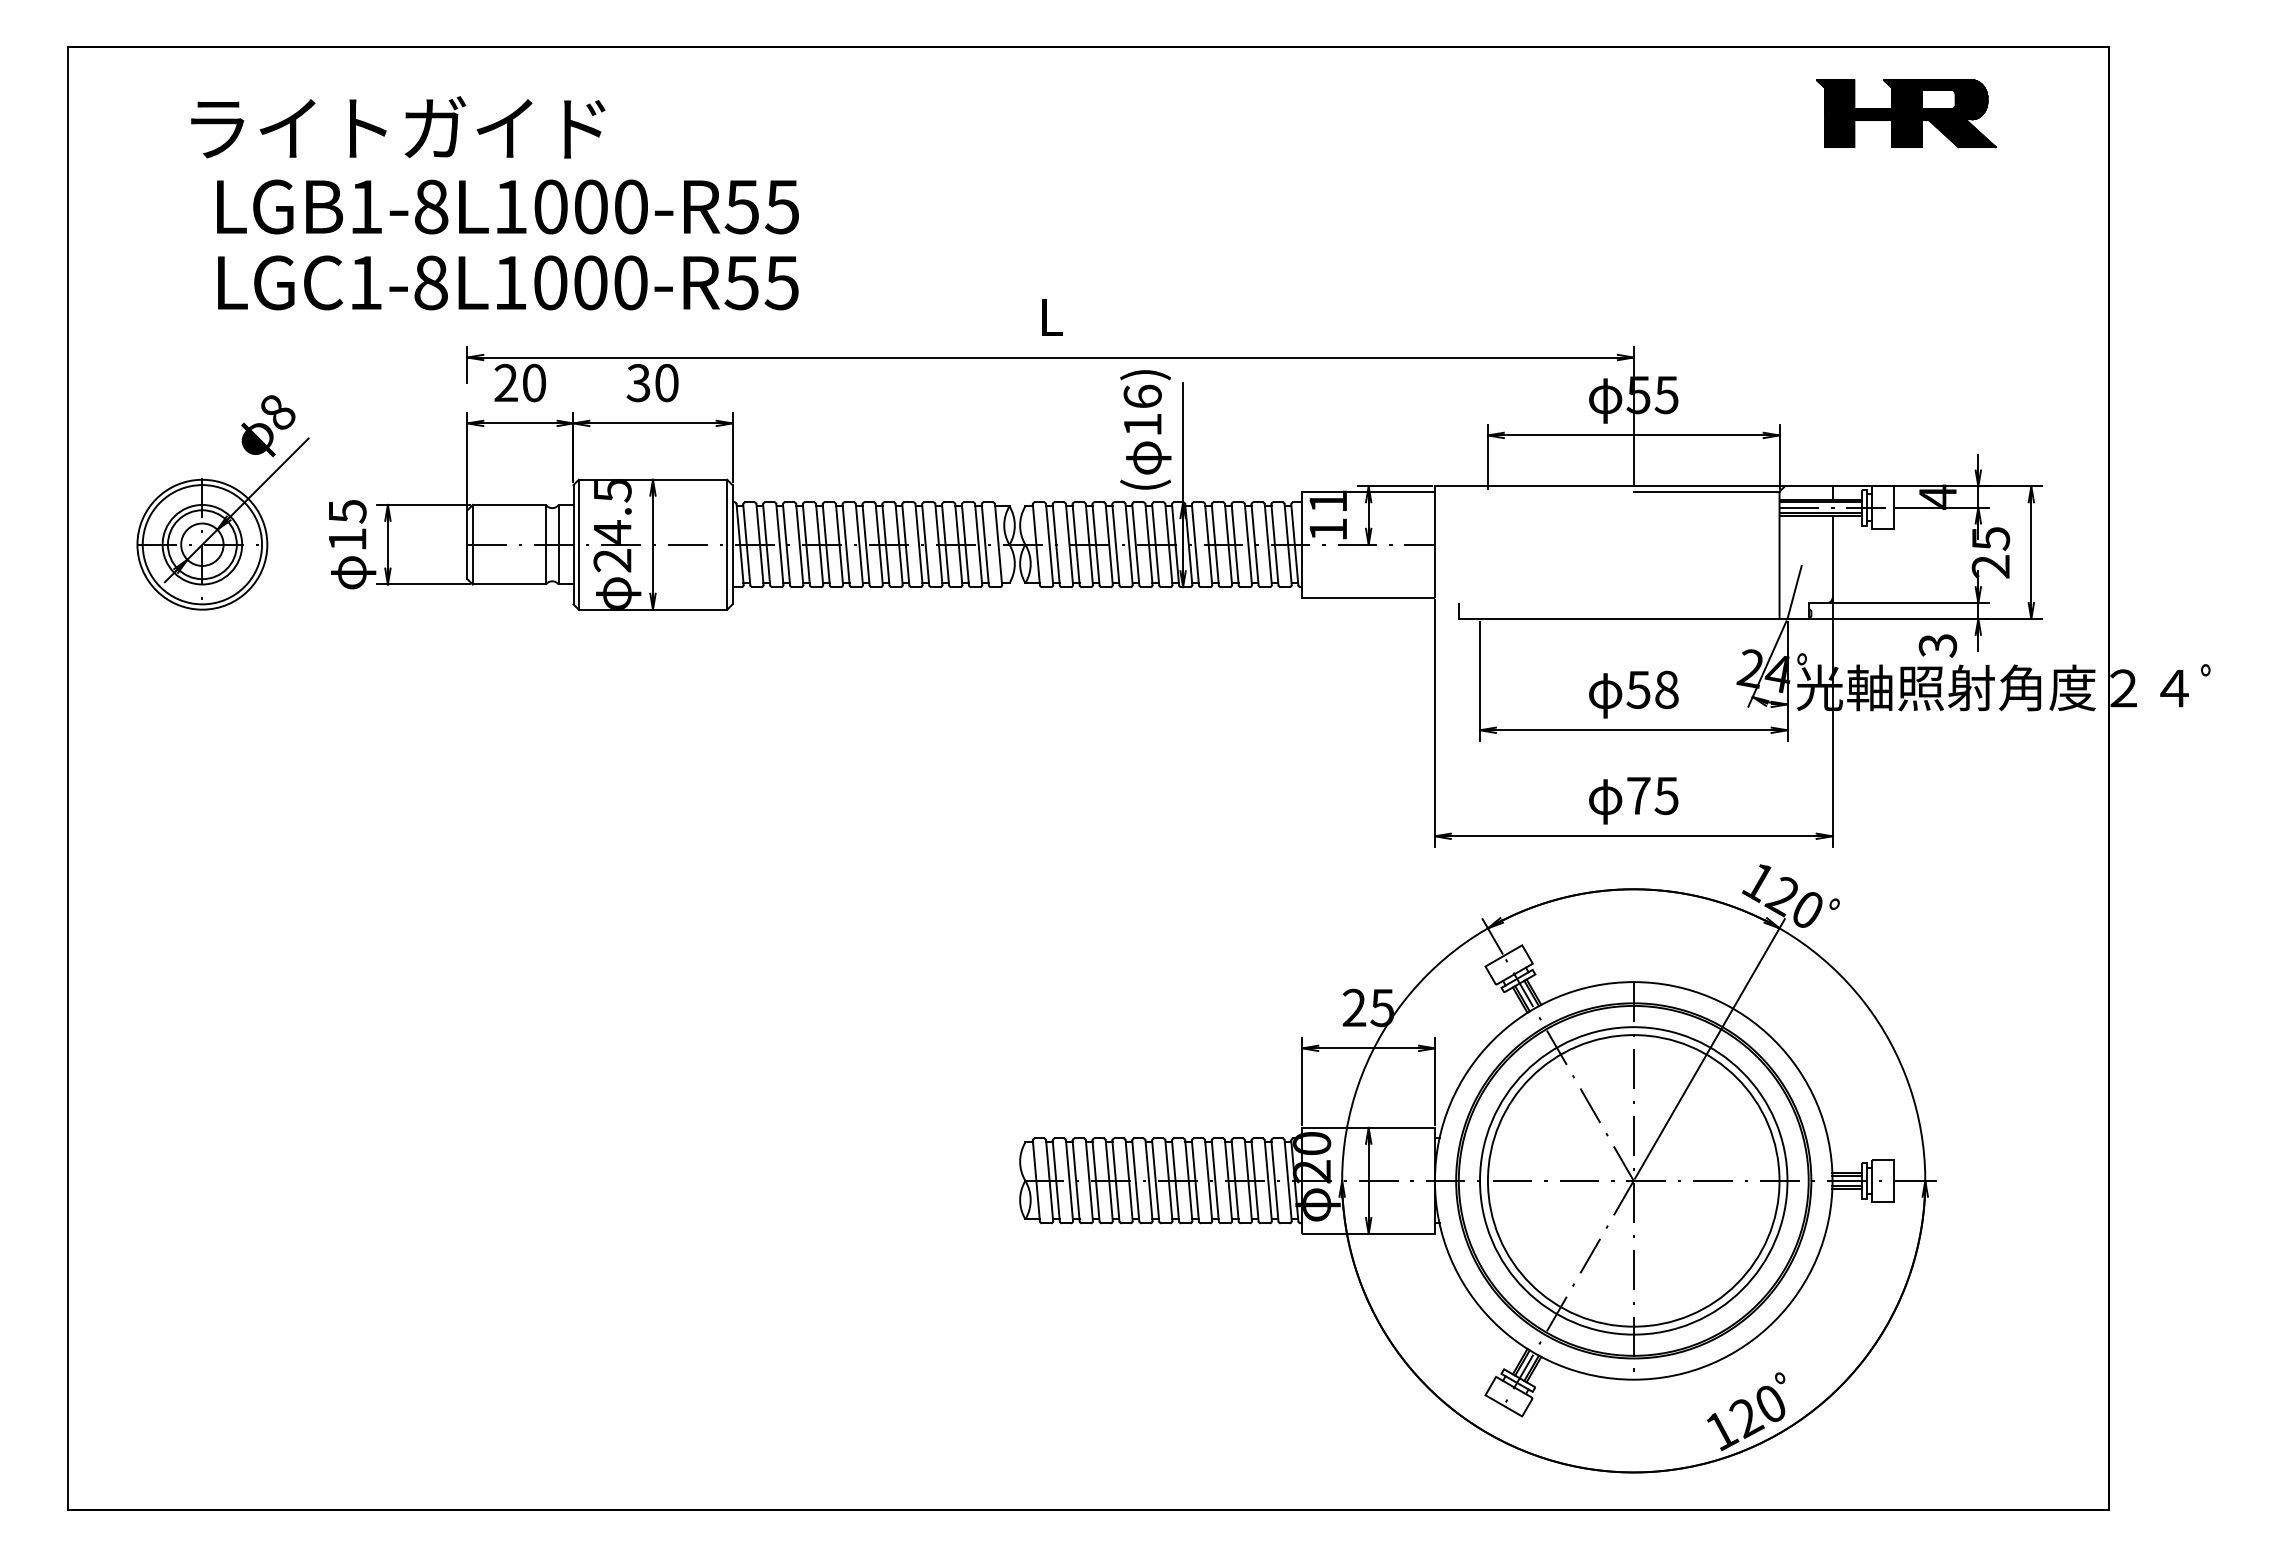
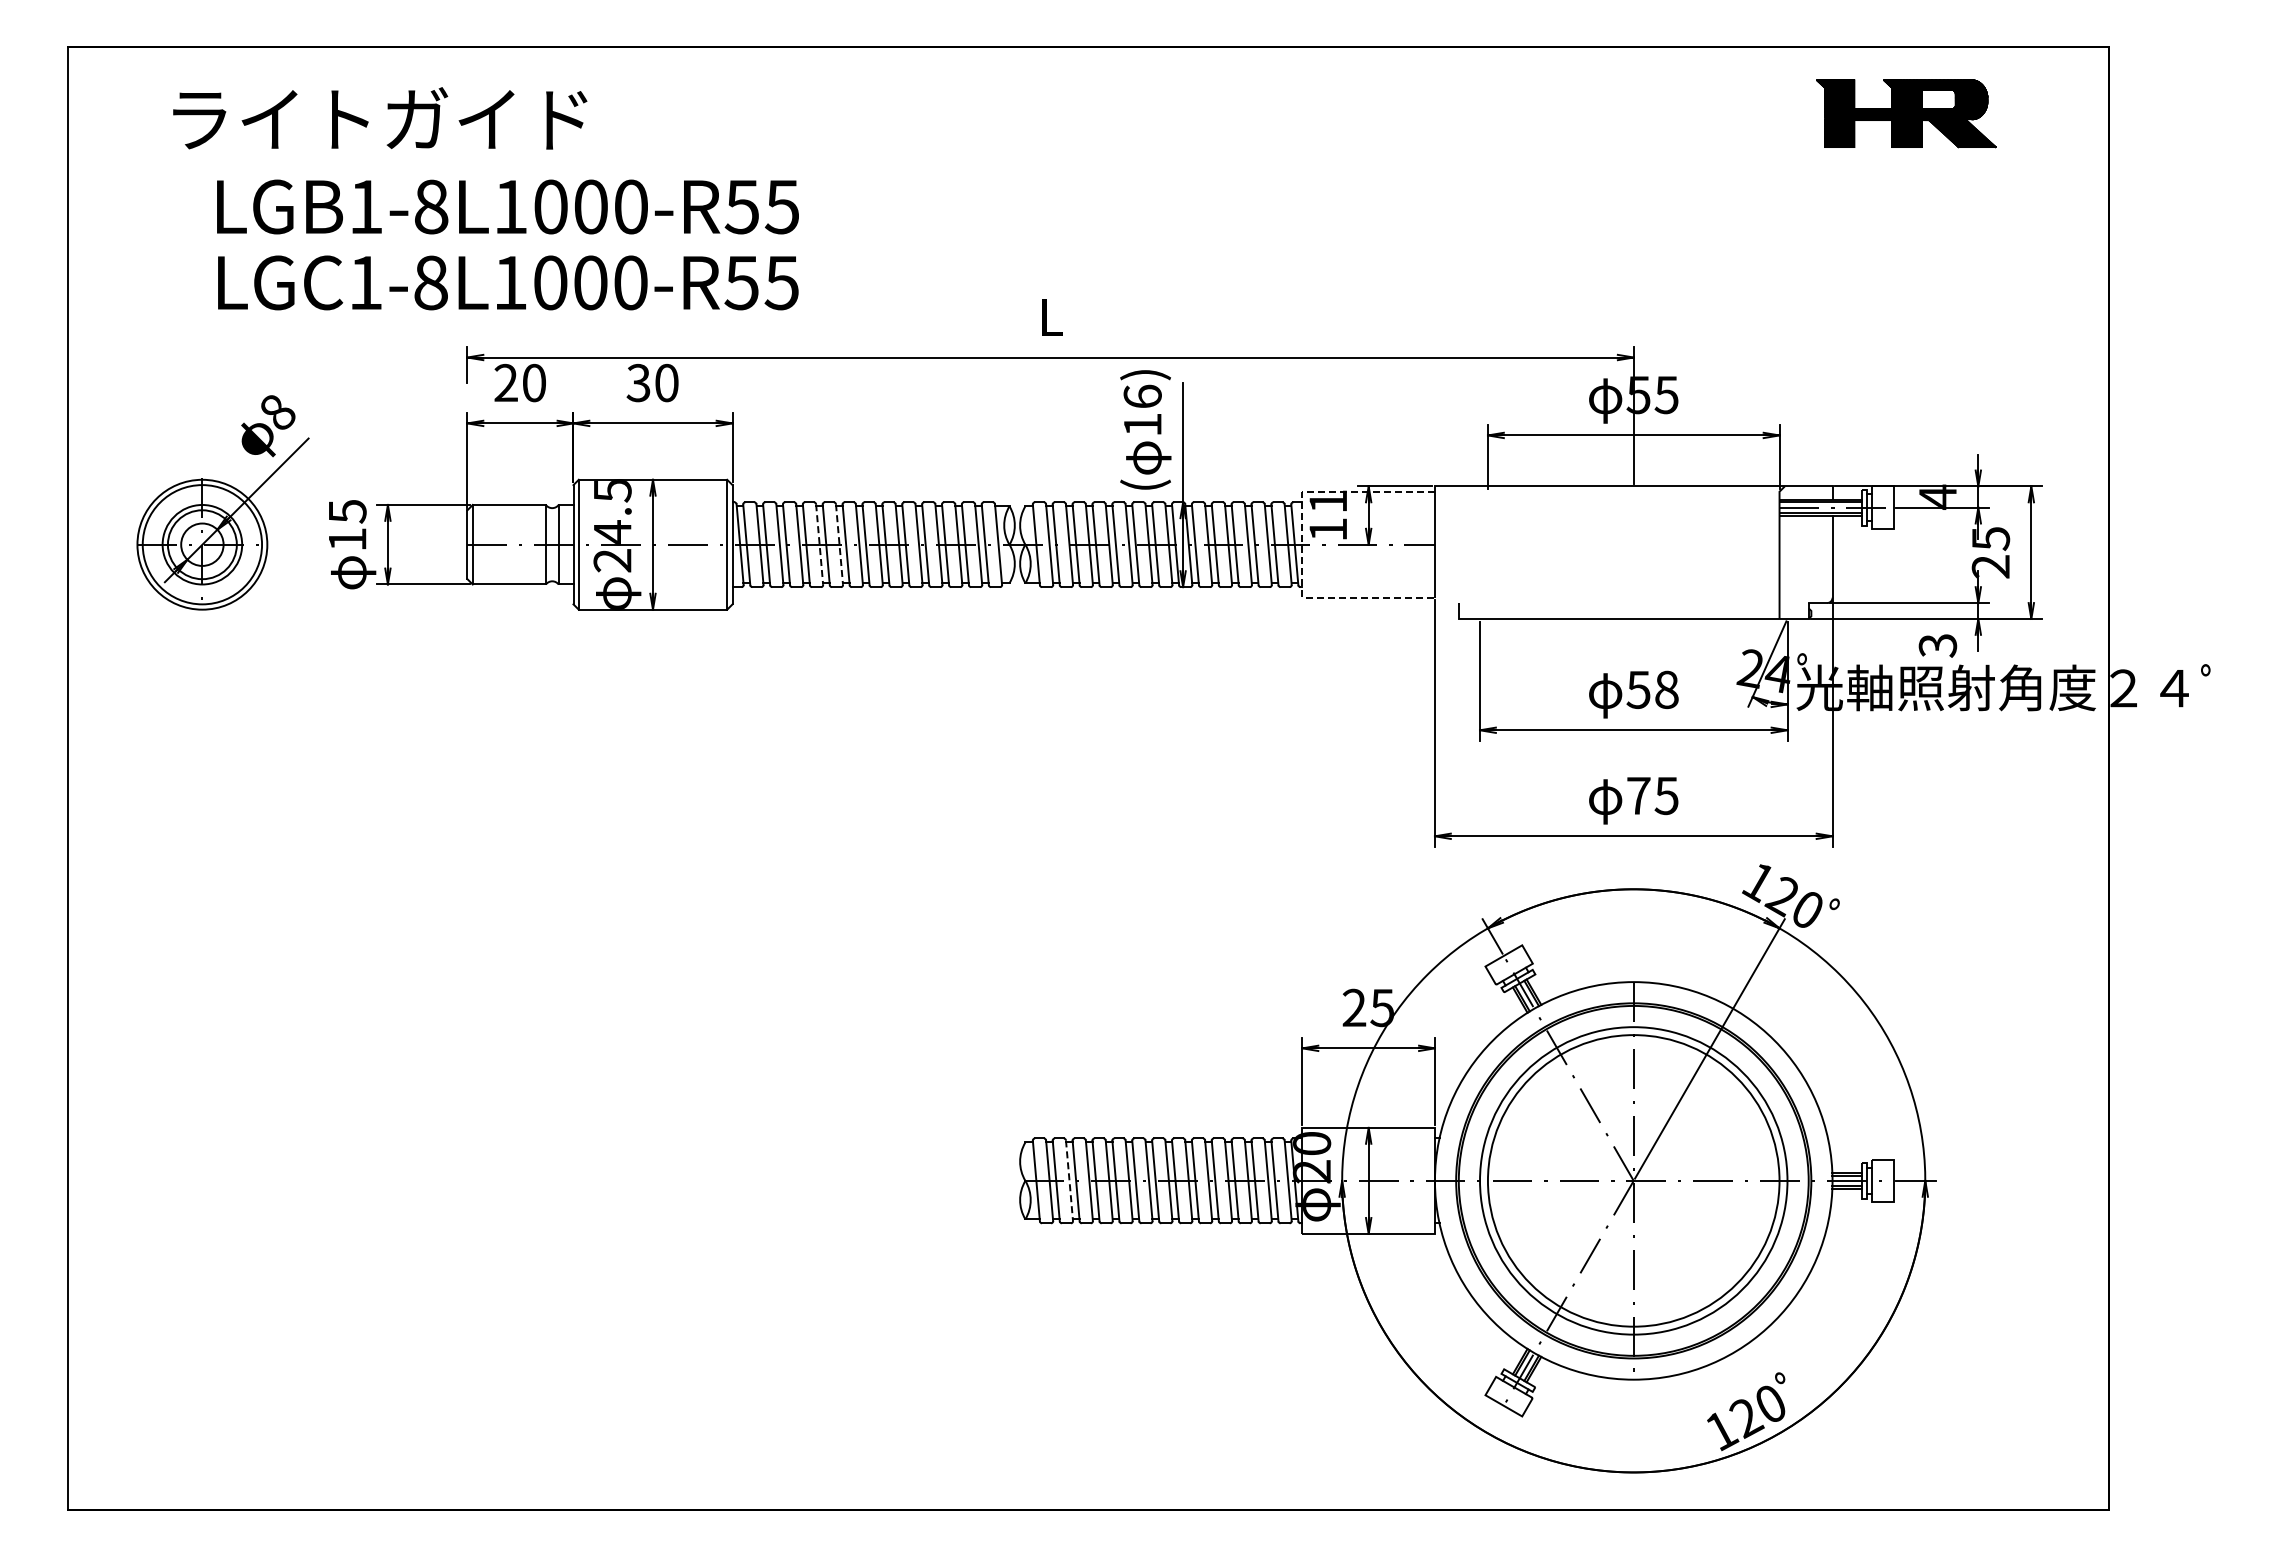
text position: (398, 127) -> (380, 118) (380, 118)
line: present -> none (1706, 491)
line: solid -> dashed (819, 545)
line: solid -> dashed (839, 545)
line: solid -> dashed (1302, 545)
line: present -> none (1794, 591)
line: solid -> dashed (1069, 1181)
